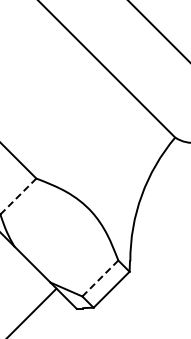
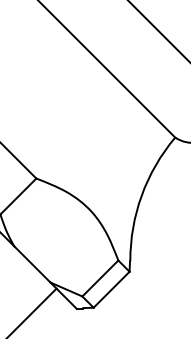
line: dashed -> solid (18, 196)
line: dashed -> solid (100, 278)
